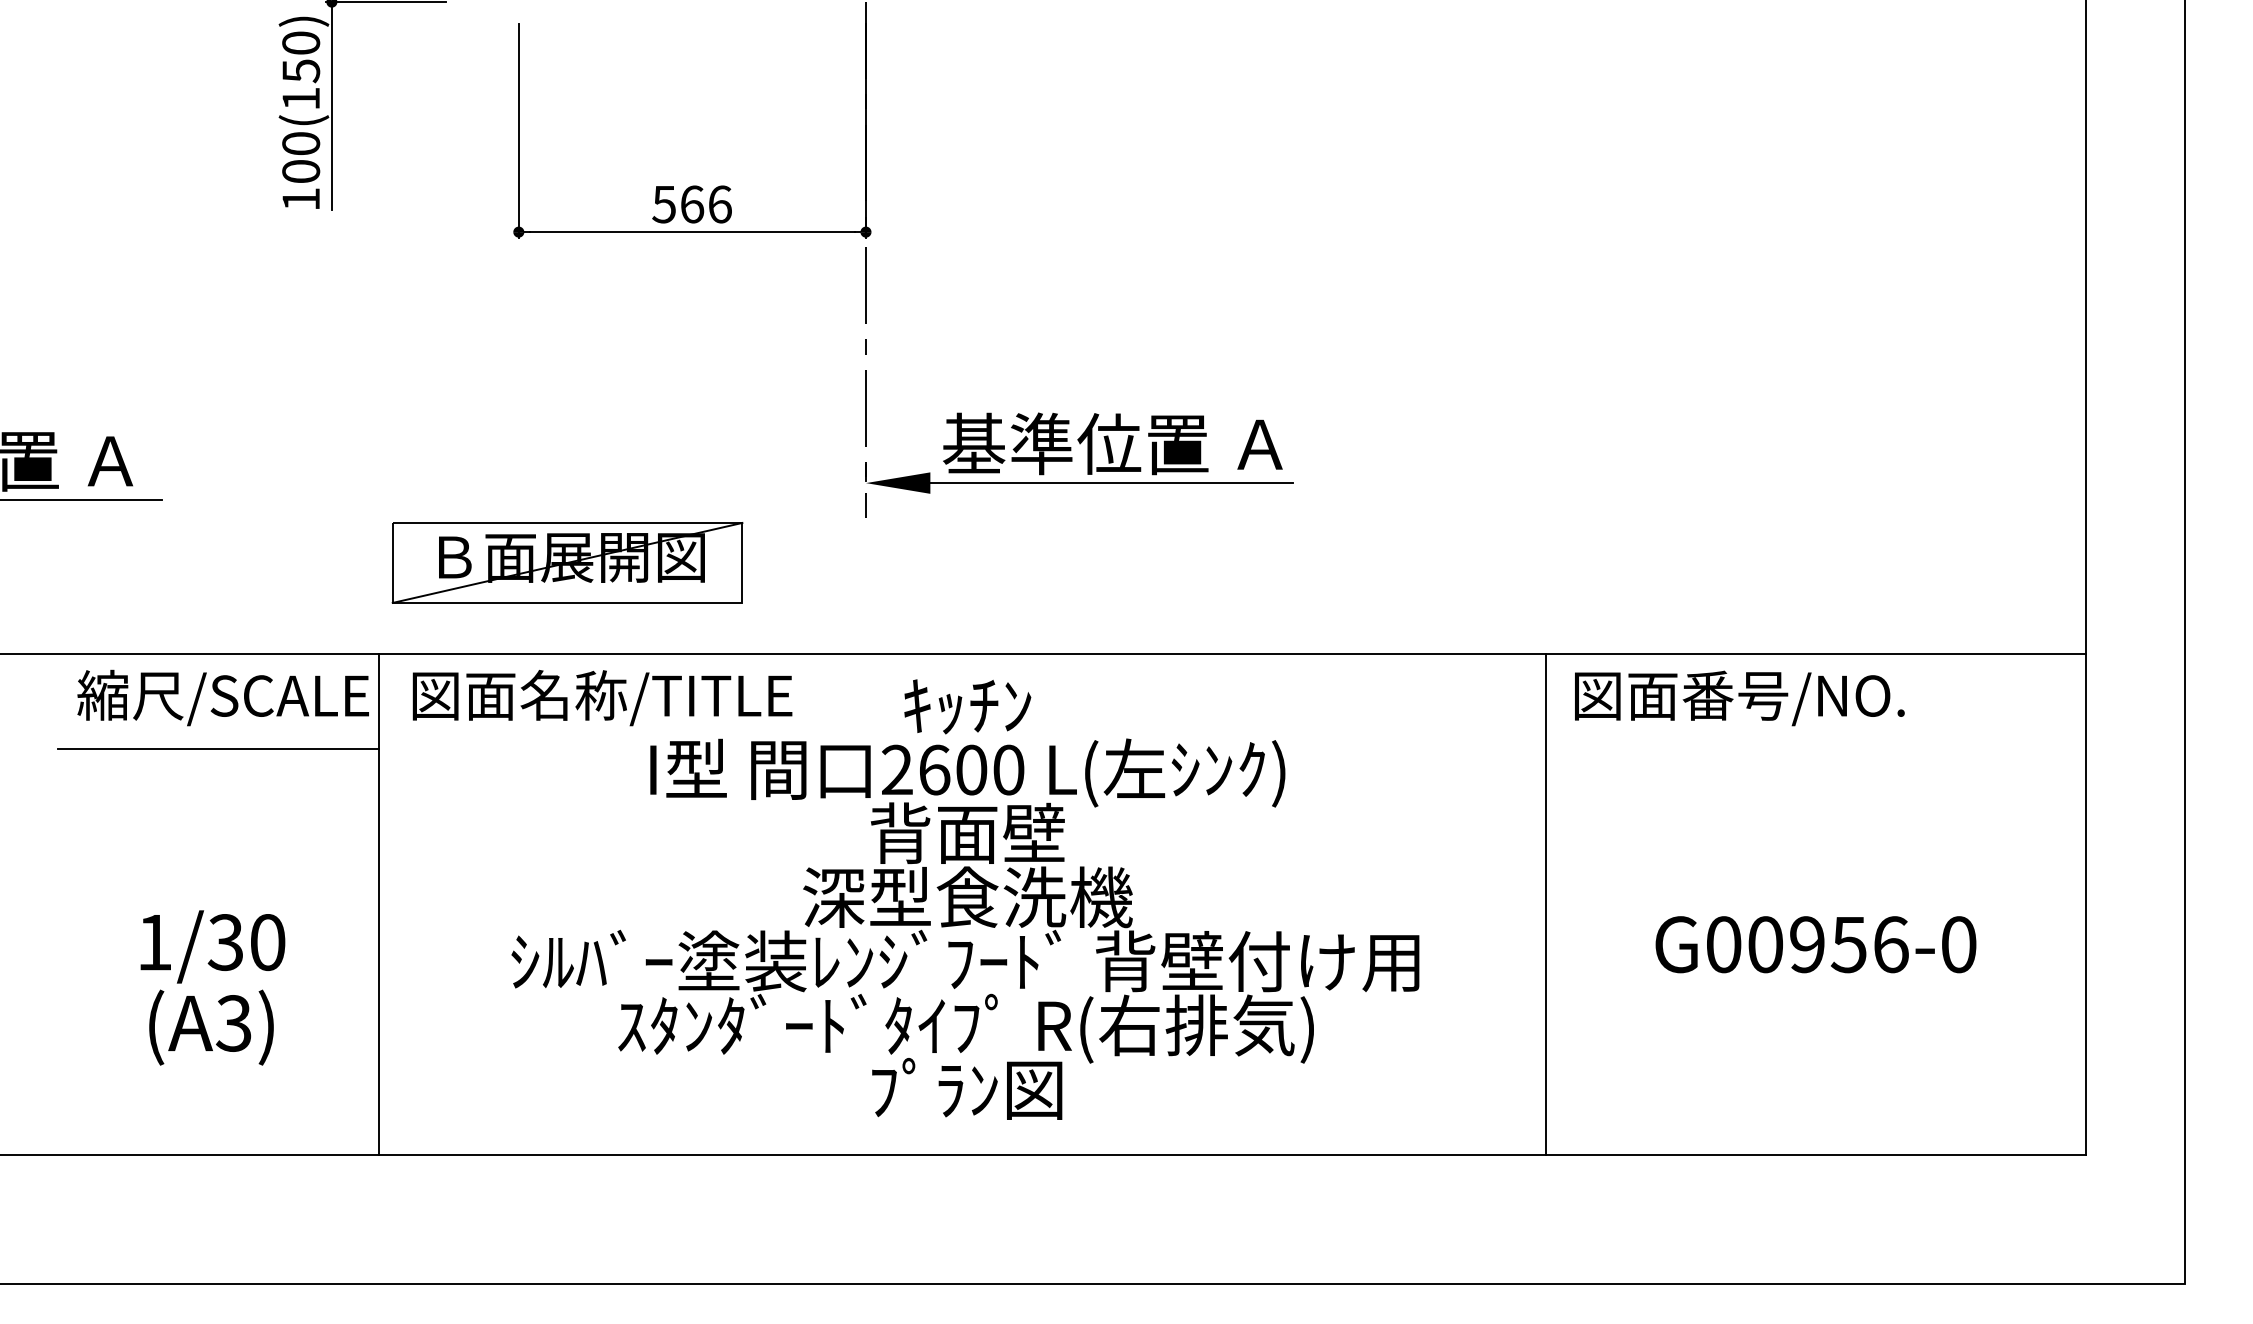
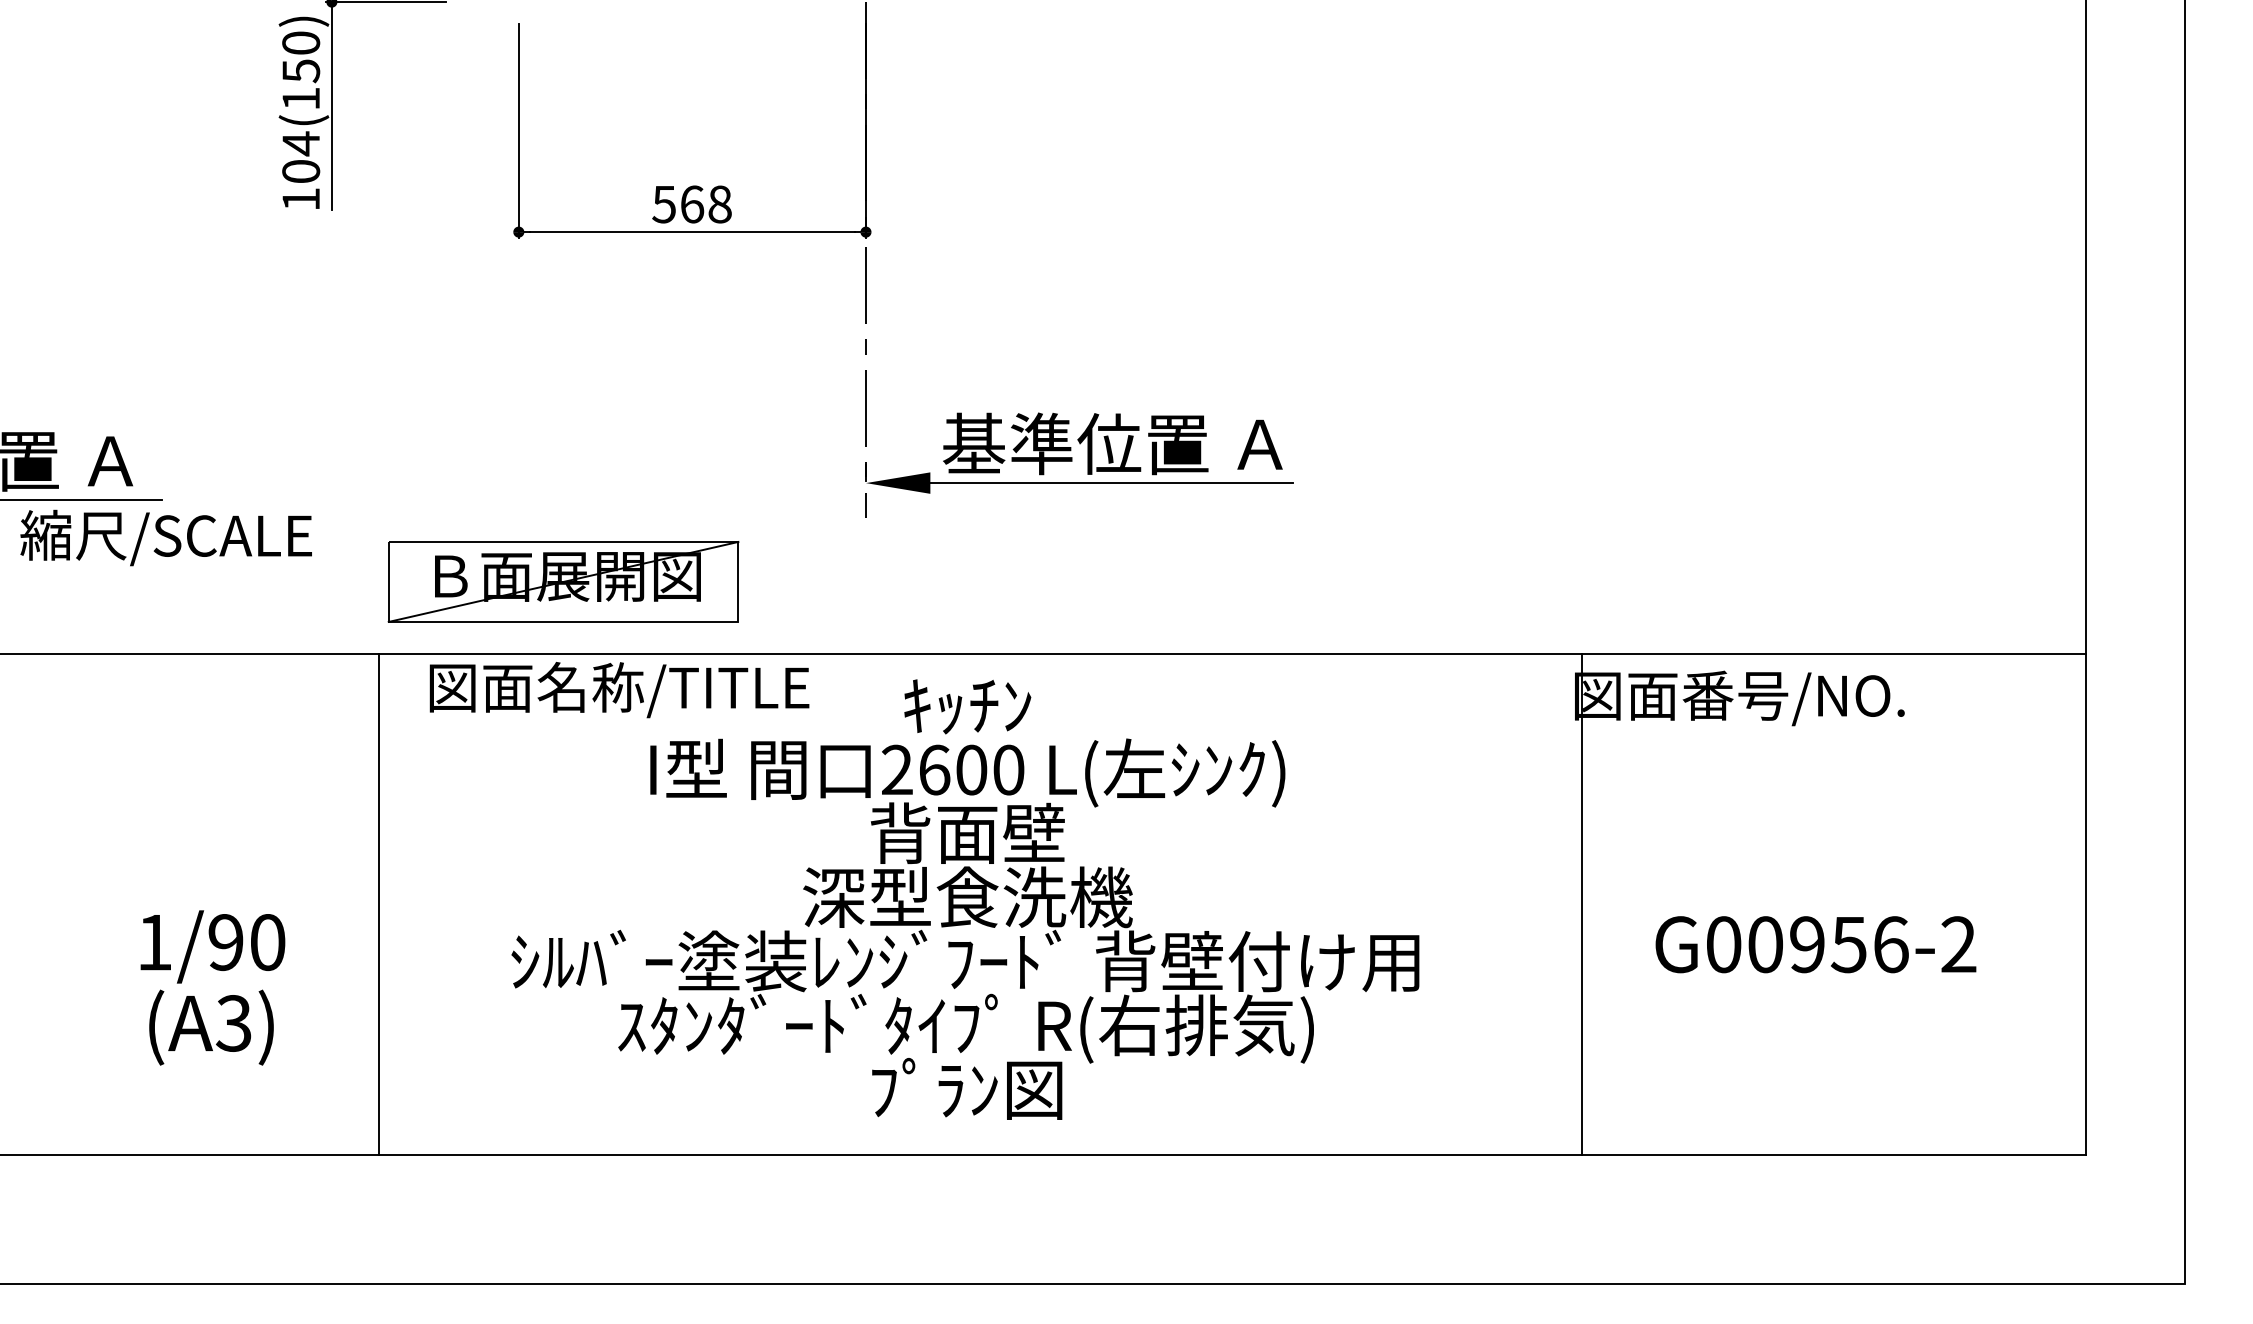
text: 100(150) -> 104(150) (301, 143)
text: 566 -> 568 (719, 204)
part position: (567, 562) -> (563, 581) (563, 581)
text position: (222, 697) -> (165, 537) (165, 537)
text position: (602, 698) -> (619, 690) (619, 690)
line: present -> none (218, 748)
line position: (1545, 904) -> (1581, 904) (1581, 904)
text: 1/30 -> 1/90 (225, 942)
text: G00956-0 -> G00956-2 (1958, 944)
